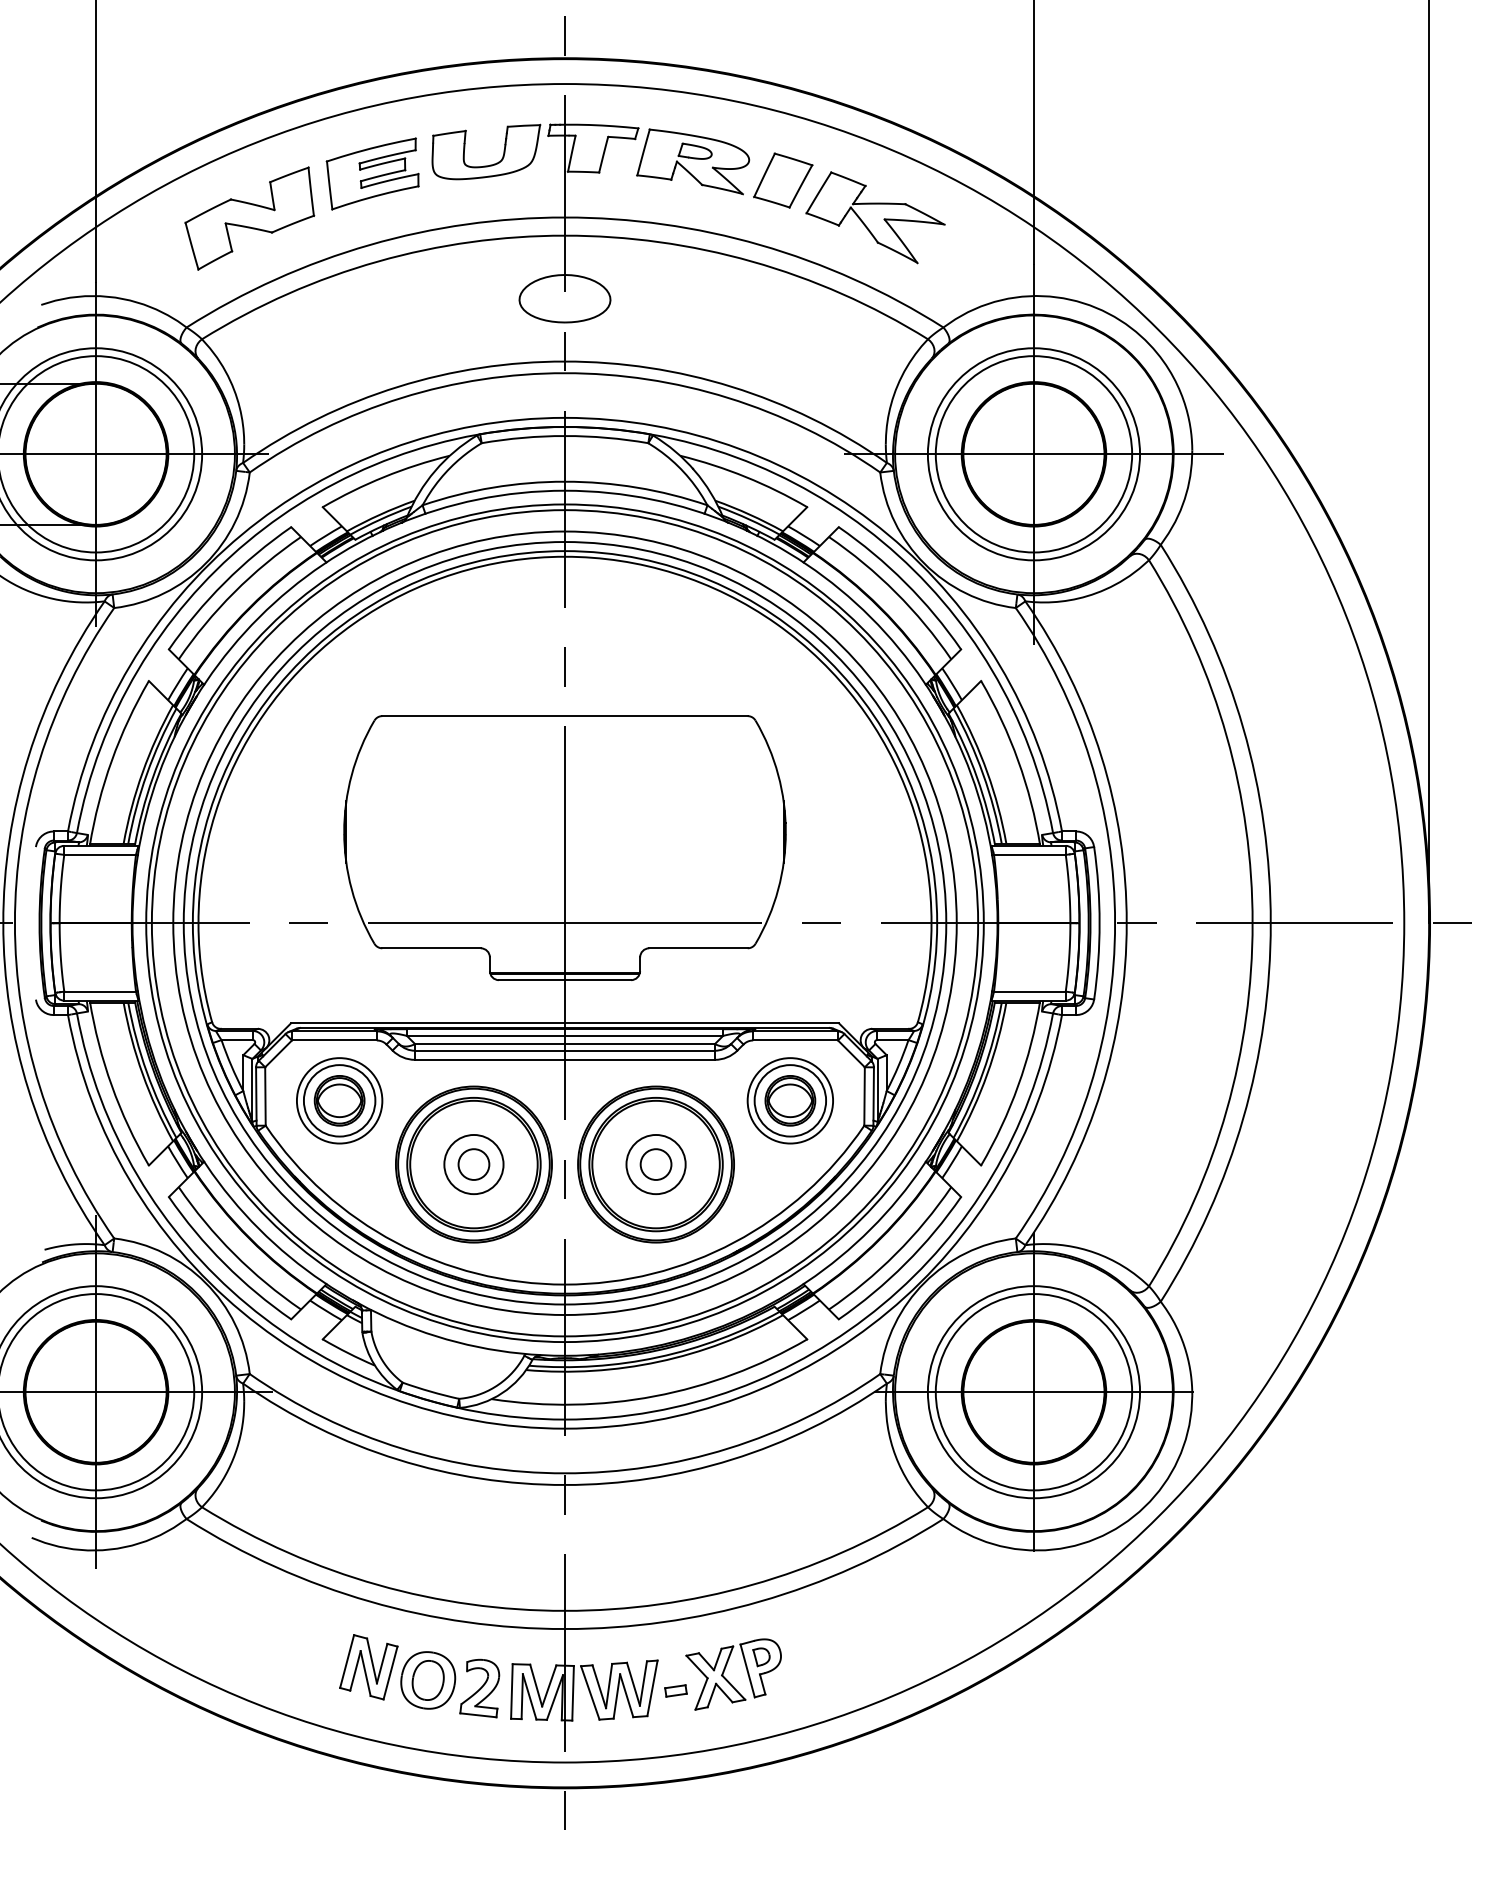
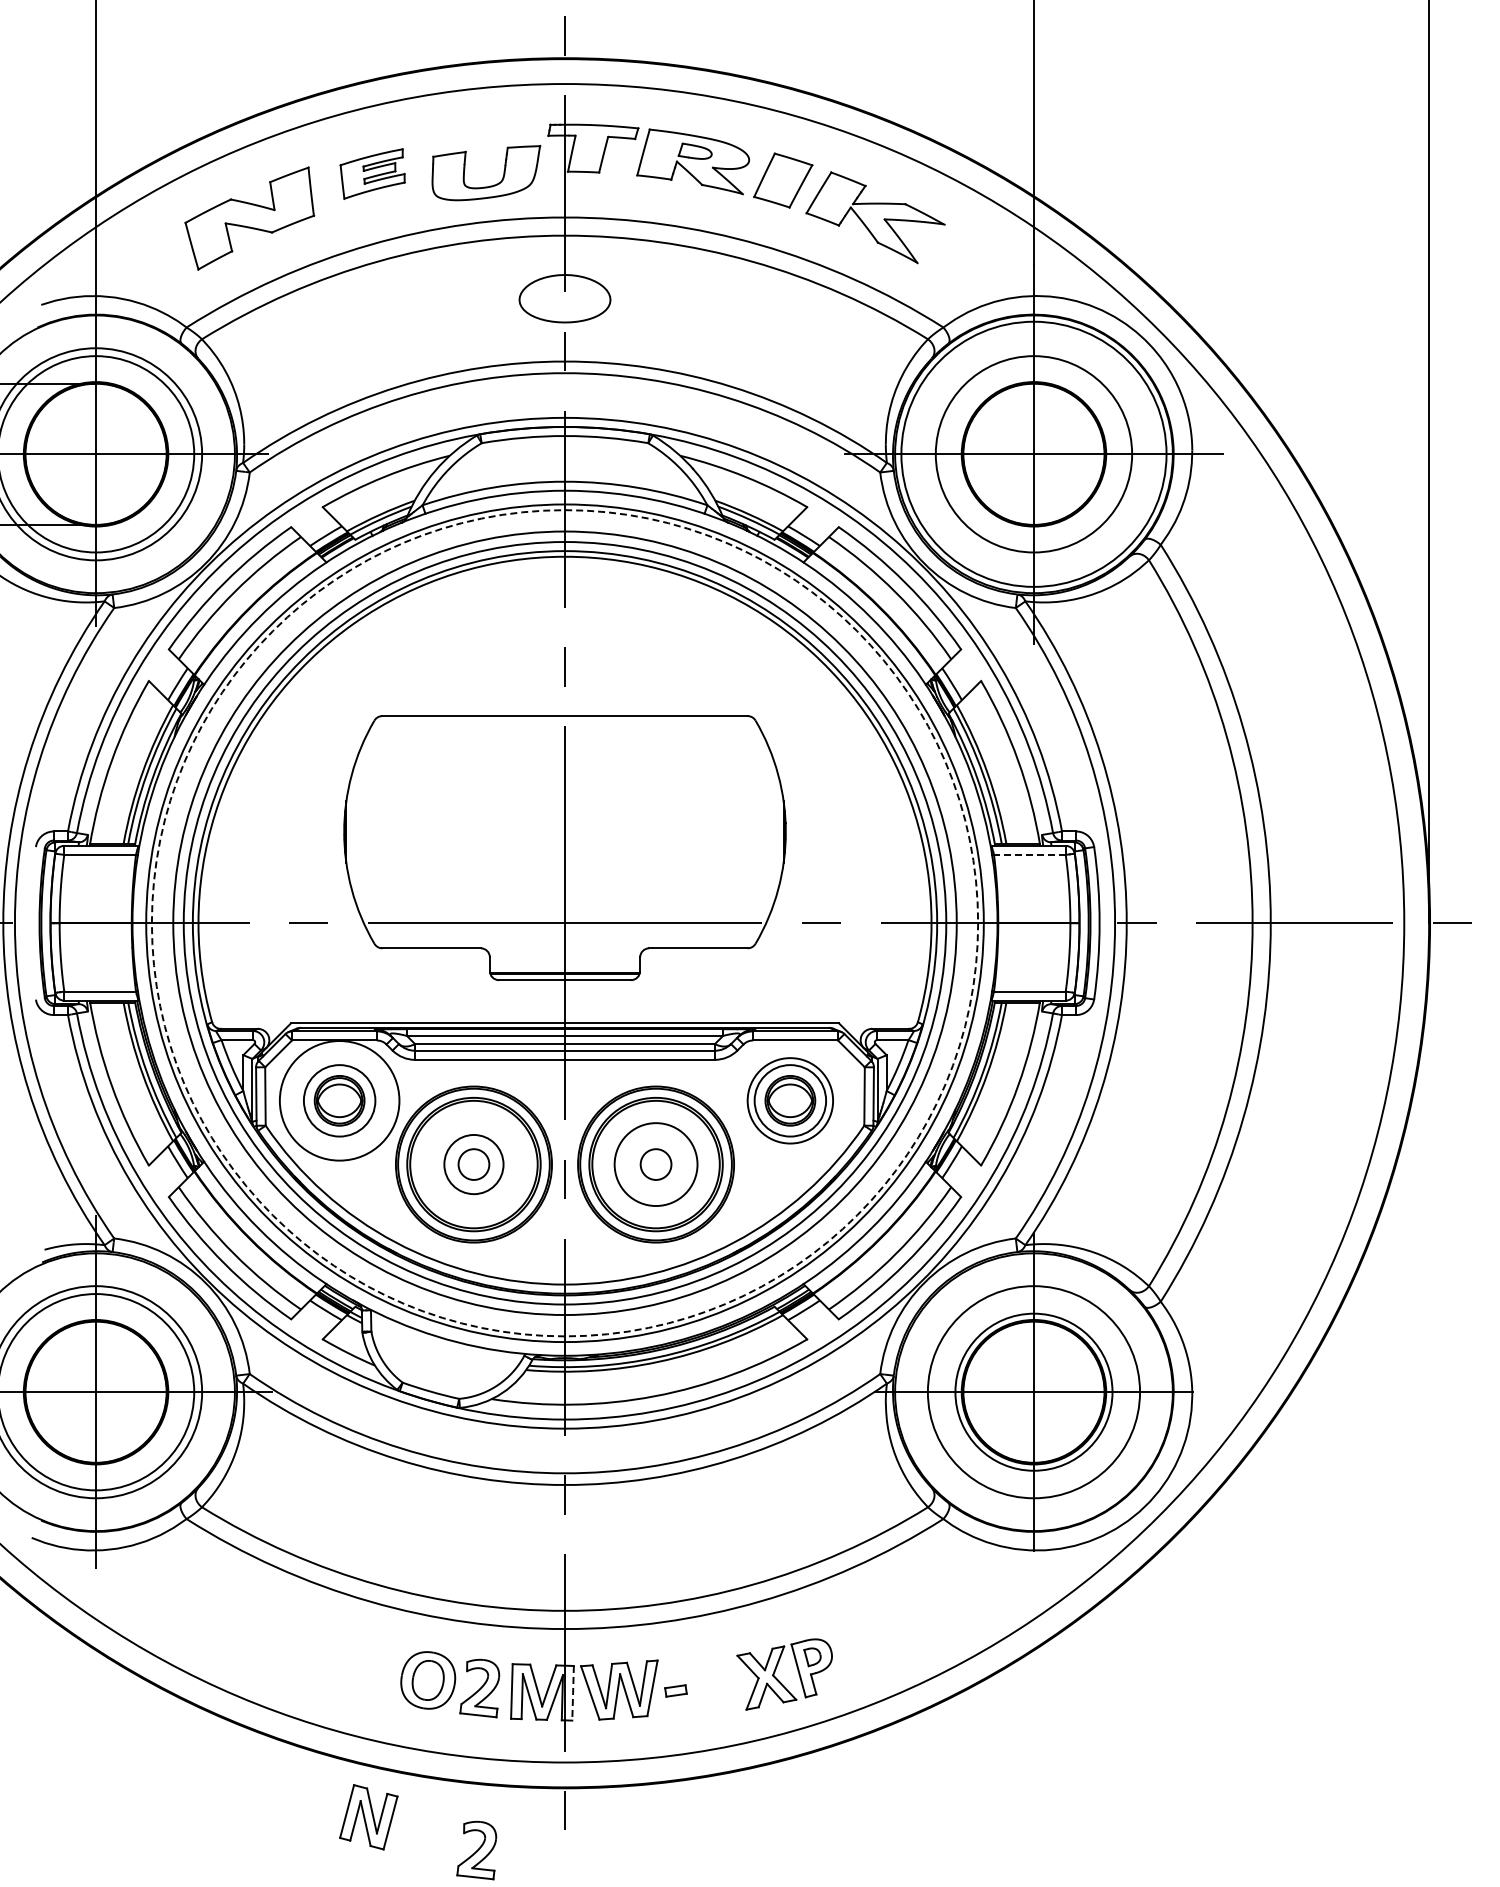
part position: (490, 164) -> (490, 185) (490, 185)
part size: 95x74 px -> 67x52 px (372, 173)
circle diameter: 212 px -> 265 px (1033, 453)
line: solid -> dashed (1029, 854)
circle: solid -> dashed (564, 923)
circle diameter: 85 px -> 120 px (339, 1100)
circle diameter: 59 px -> 83 px (655, 1164)
circle diameter: 196 px -> 157 px (1033, 1391)
part position: (368, 1667) -> (368, 1817) (368, 1817)
part position: (727, 1679) -> (778, 1679) (778, 1679)
line: solid -> dashed (573, 1693)
part: none -> present (476, 1850)
